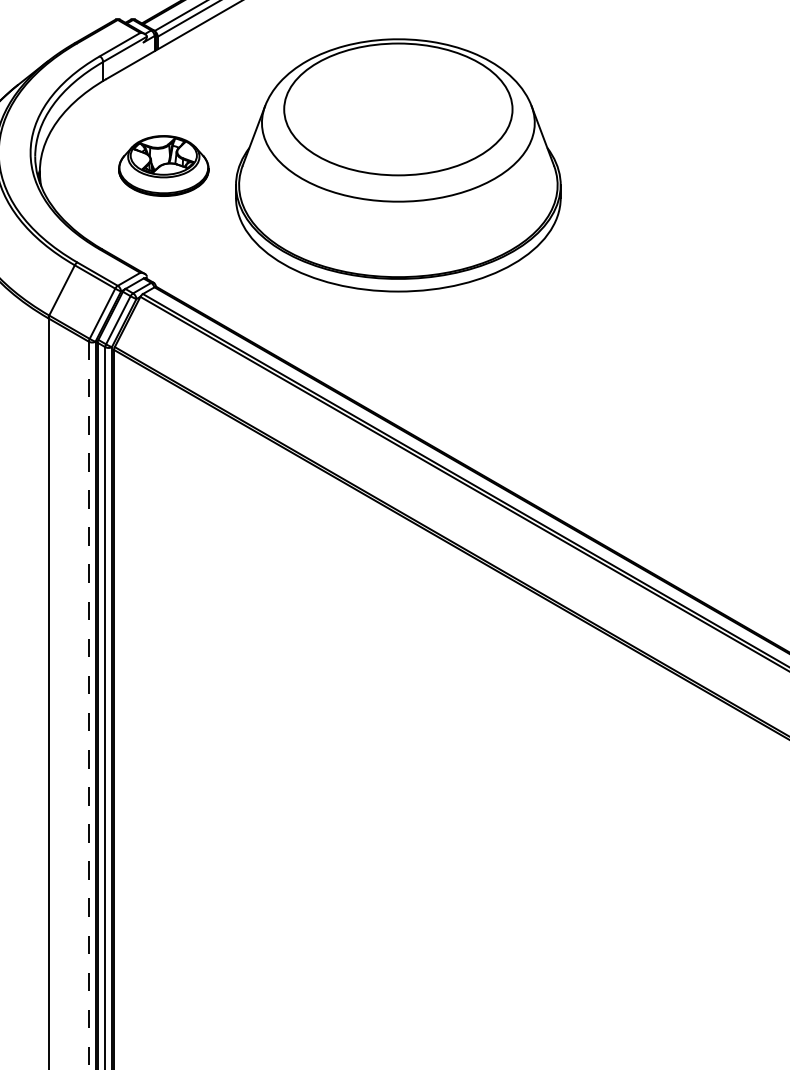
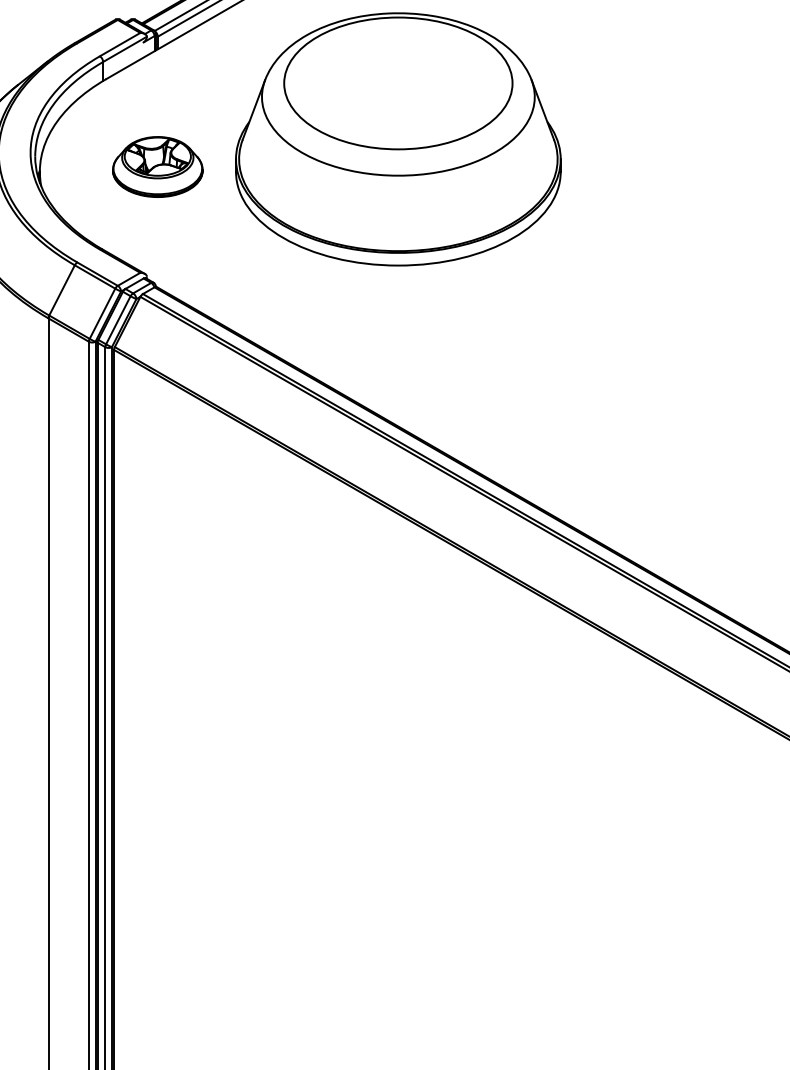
part position: (163, 165) -> (157, 166) (157, 166)
part position: (398, 165) -> (398, 139) (398, 139)
line: dashed -> solid (88, 705)
